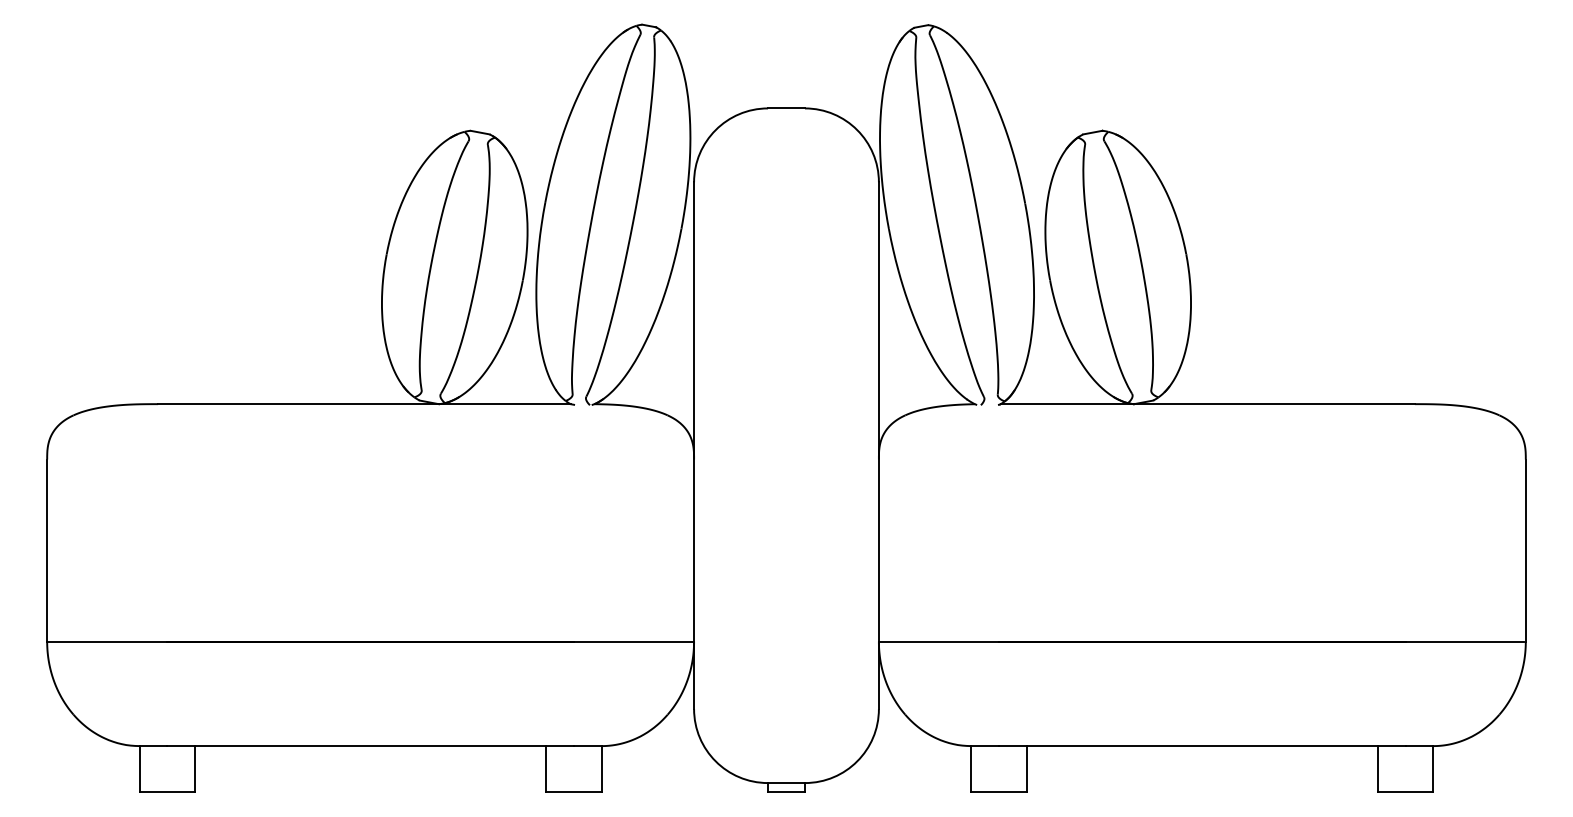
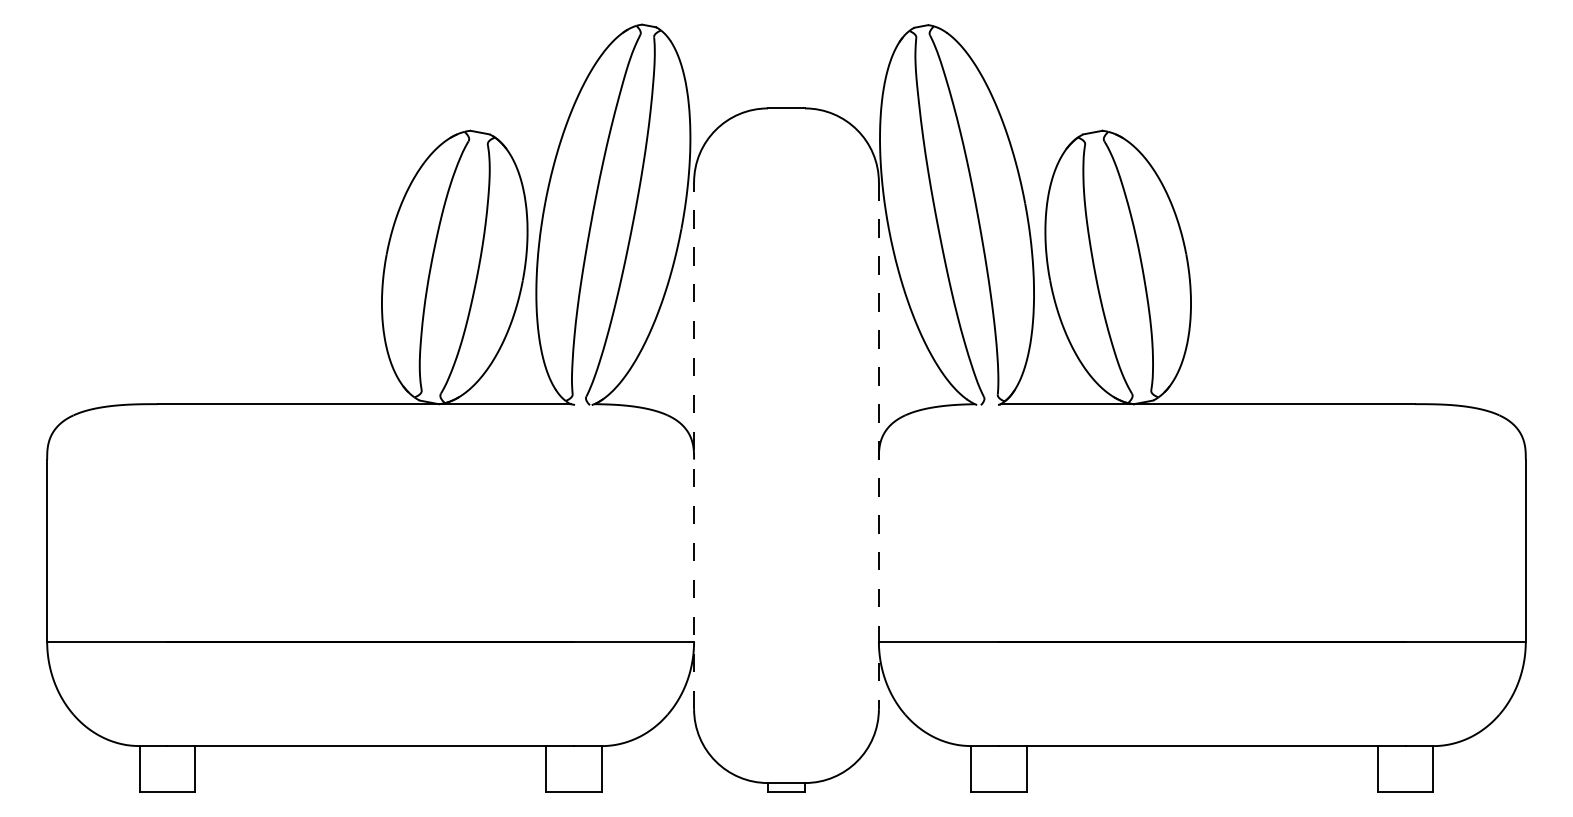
line: solid -> dashed (694, 445)
line: solid -> dashed (878, 446)
